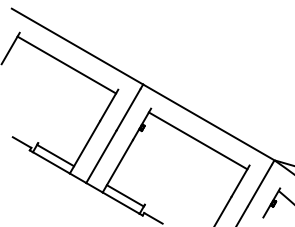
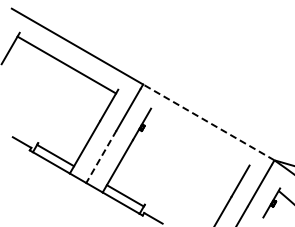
line: solid -> dashed (208, 122)
line: present -> none (197, 140)
line: solid -> dashed (101, 157)
